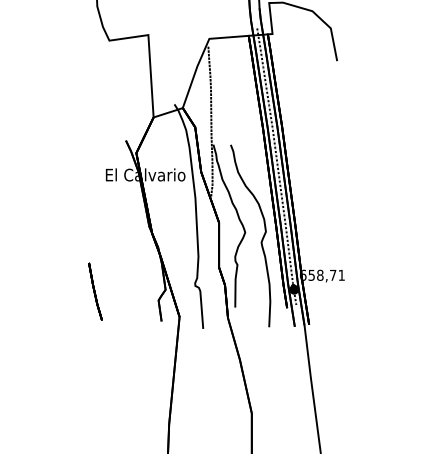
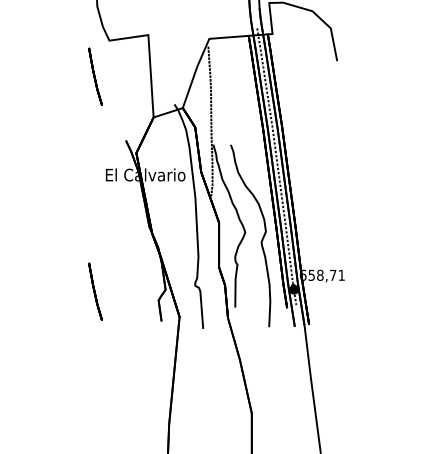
line: none -> present (95, 76)
